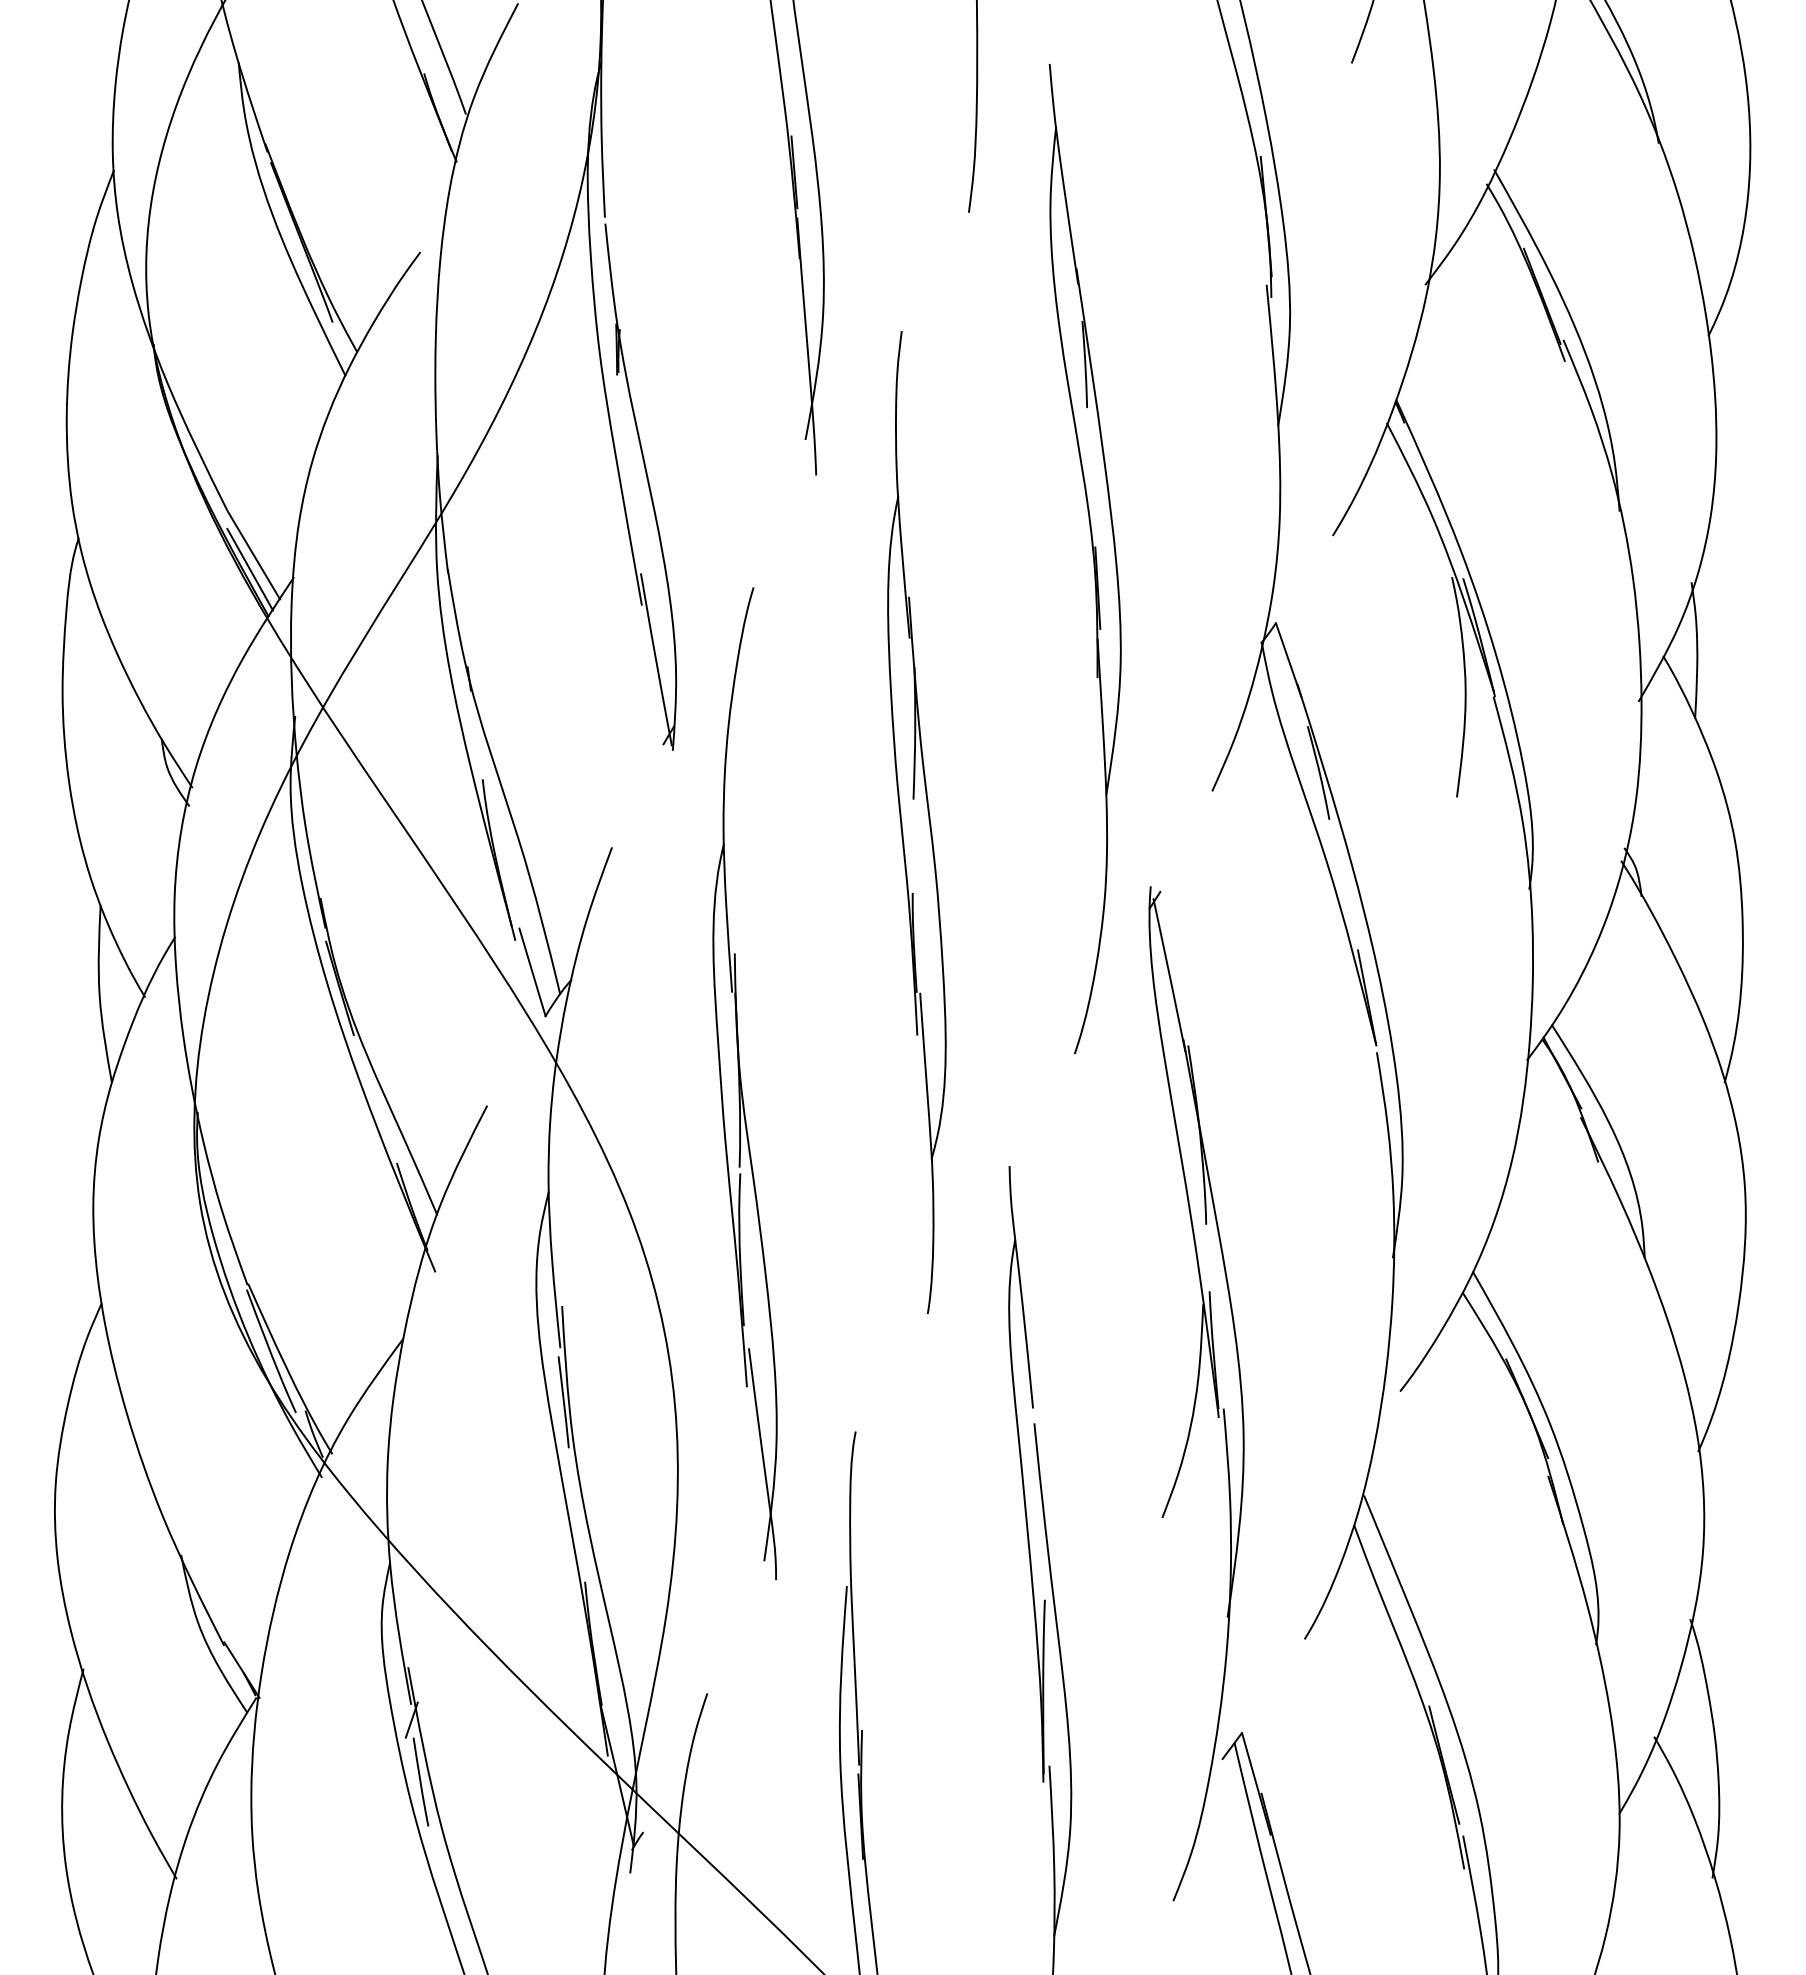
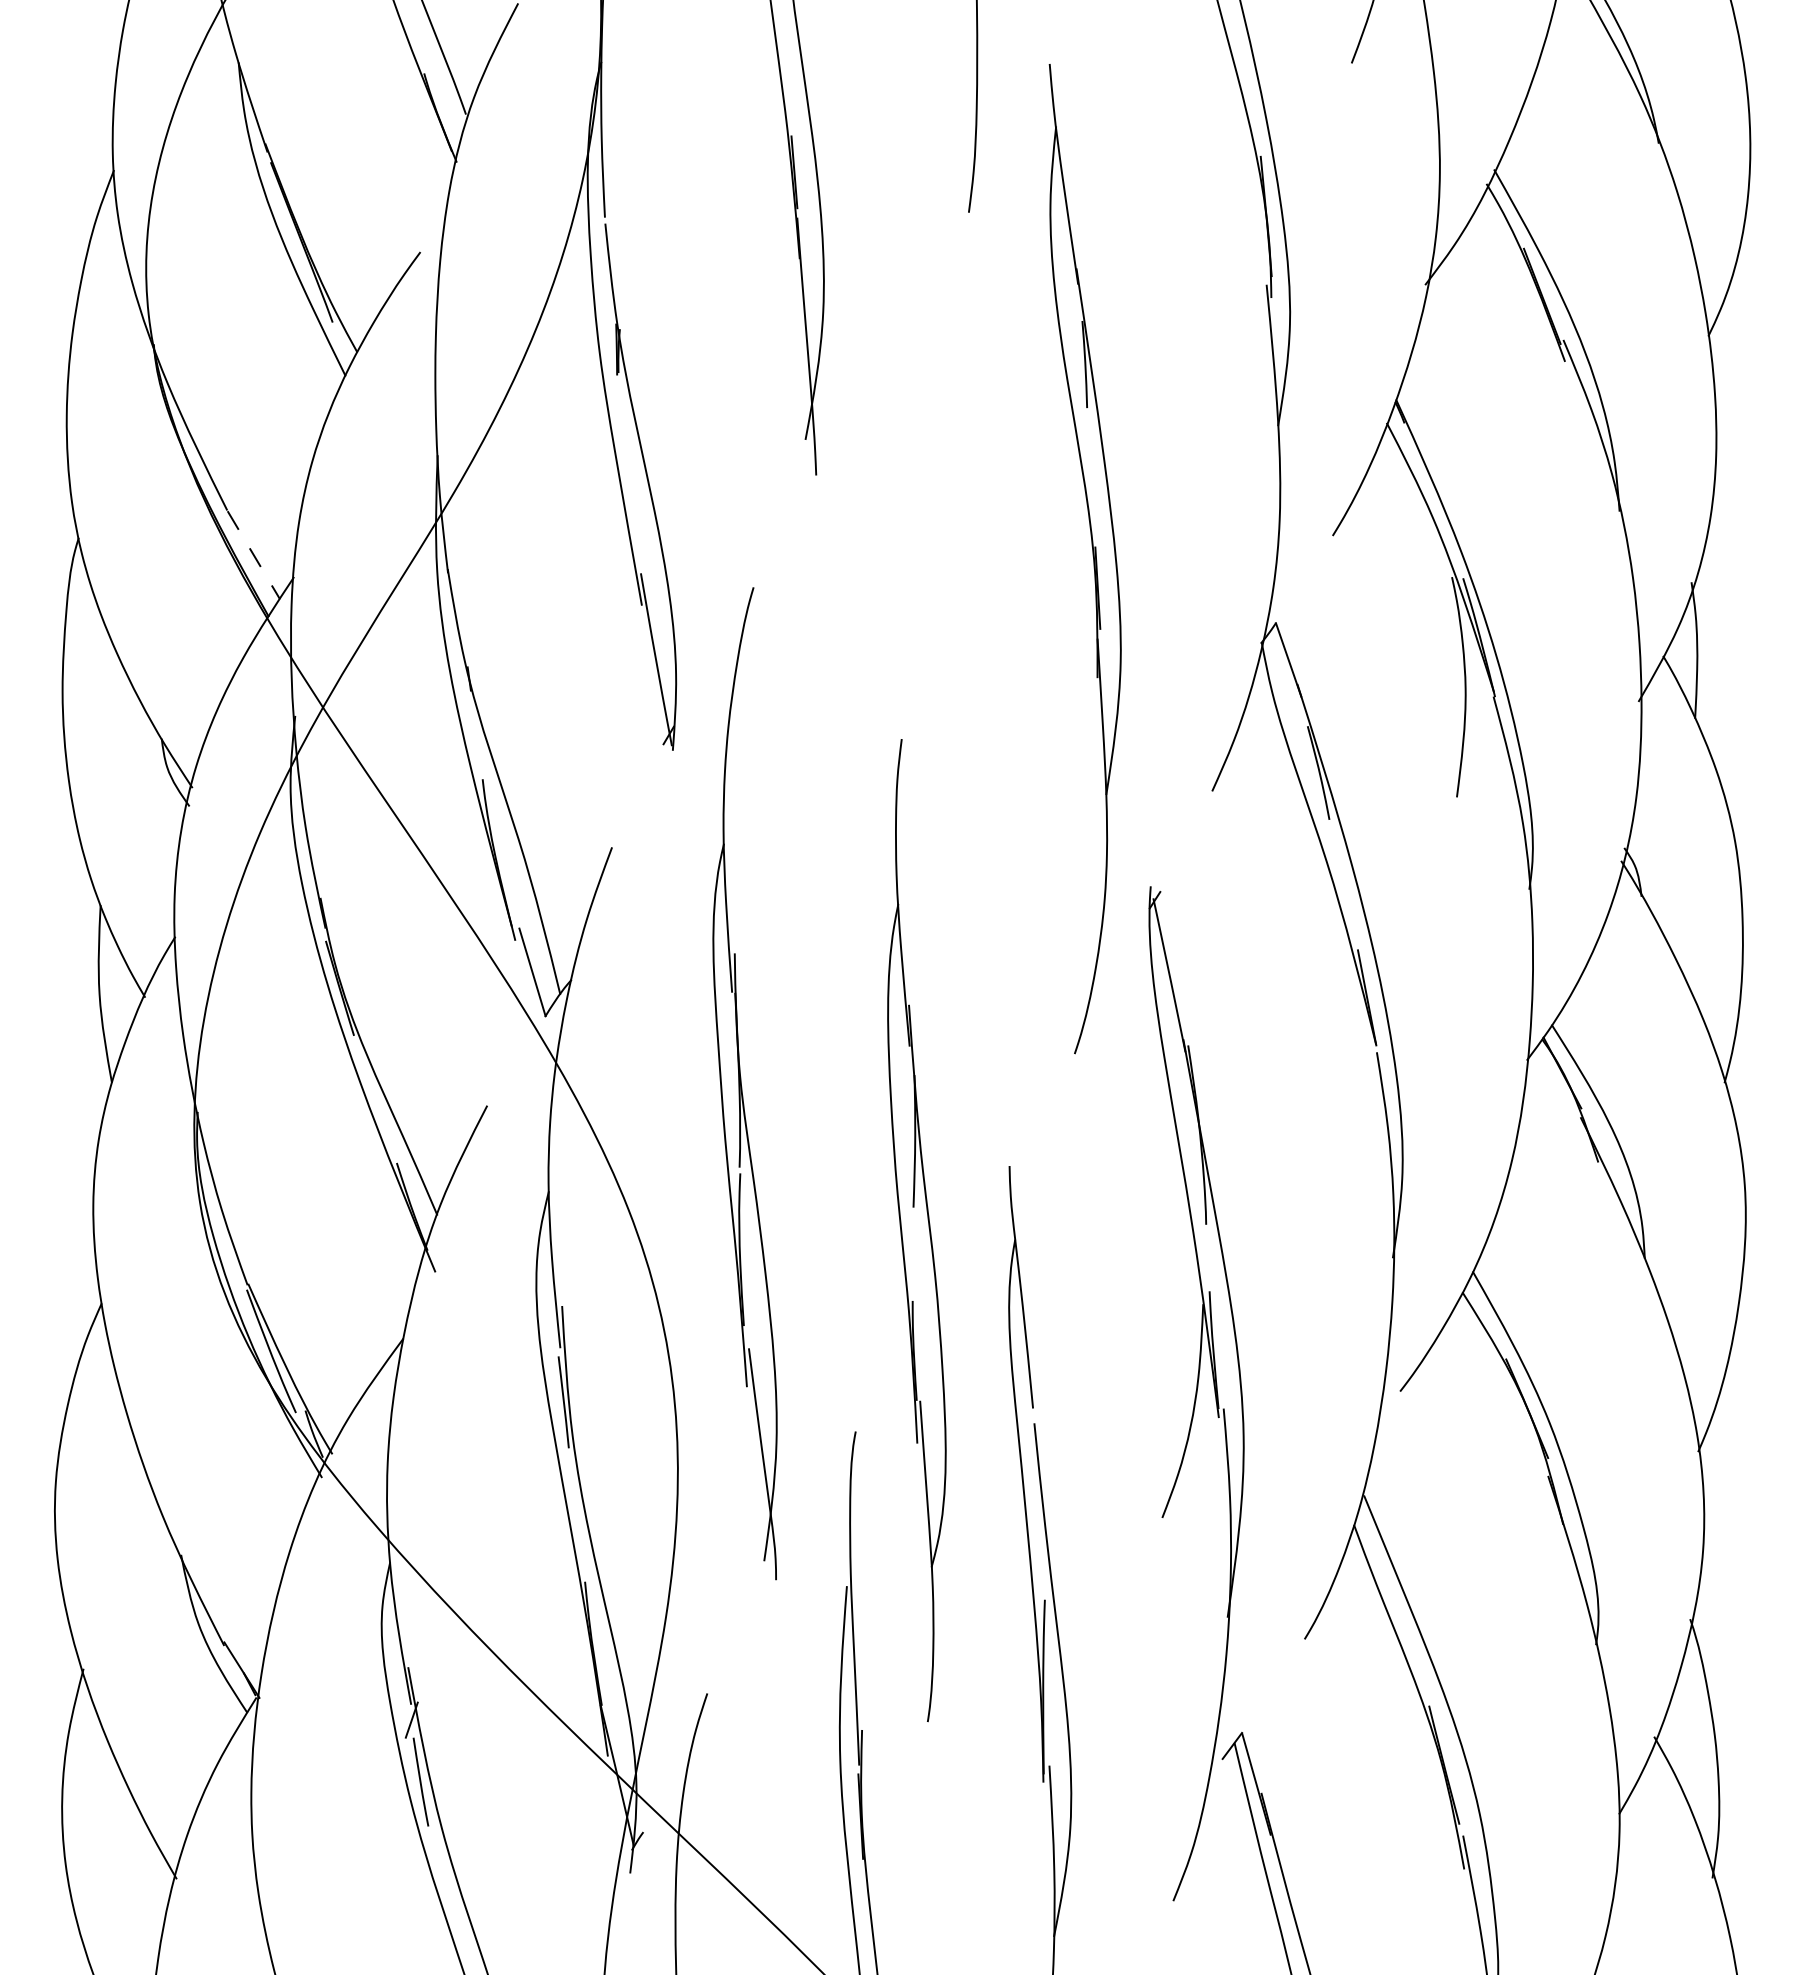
line: solid -> dashed (254, 555)
line: present -> none (250, 569)
part position: (928, 820) -> (928, 1228) (928, 1228)
